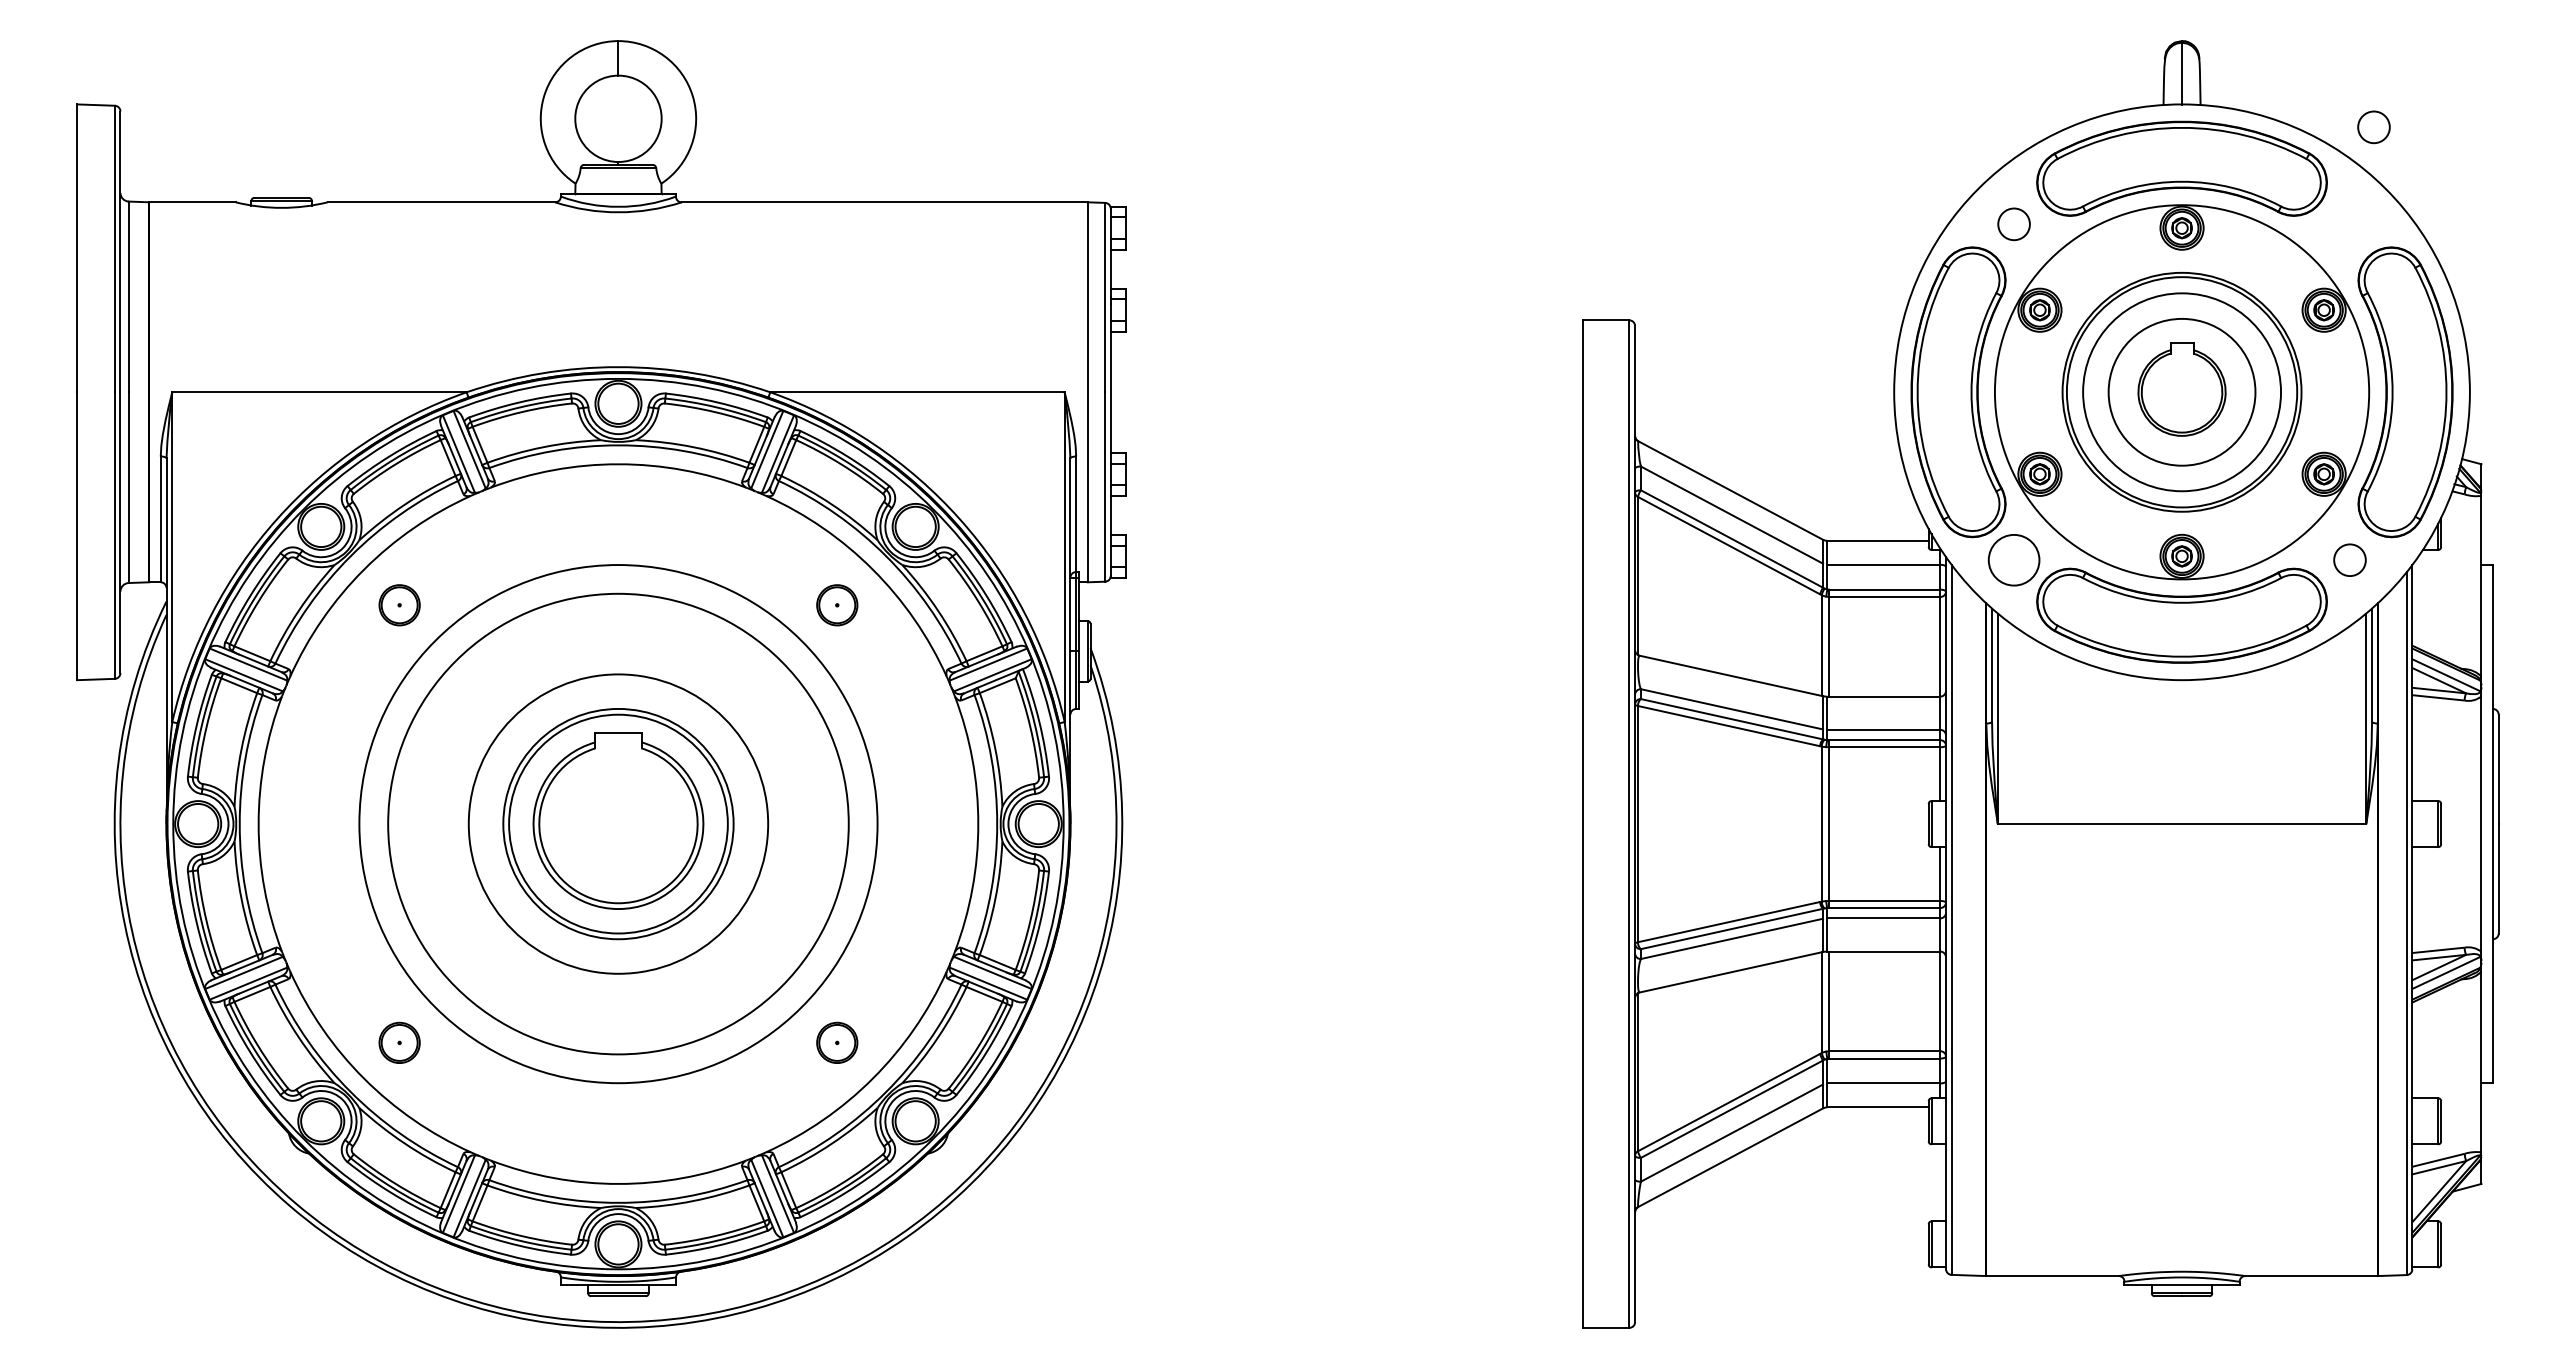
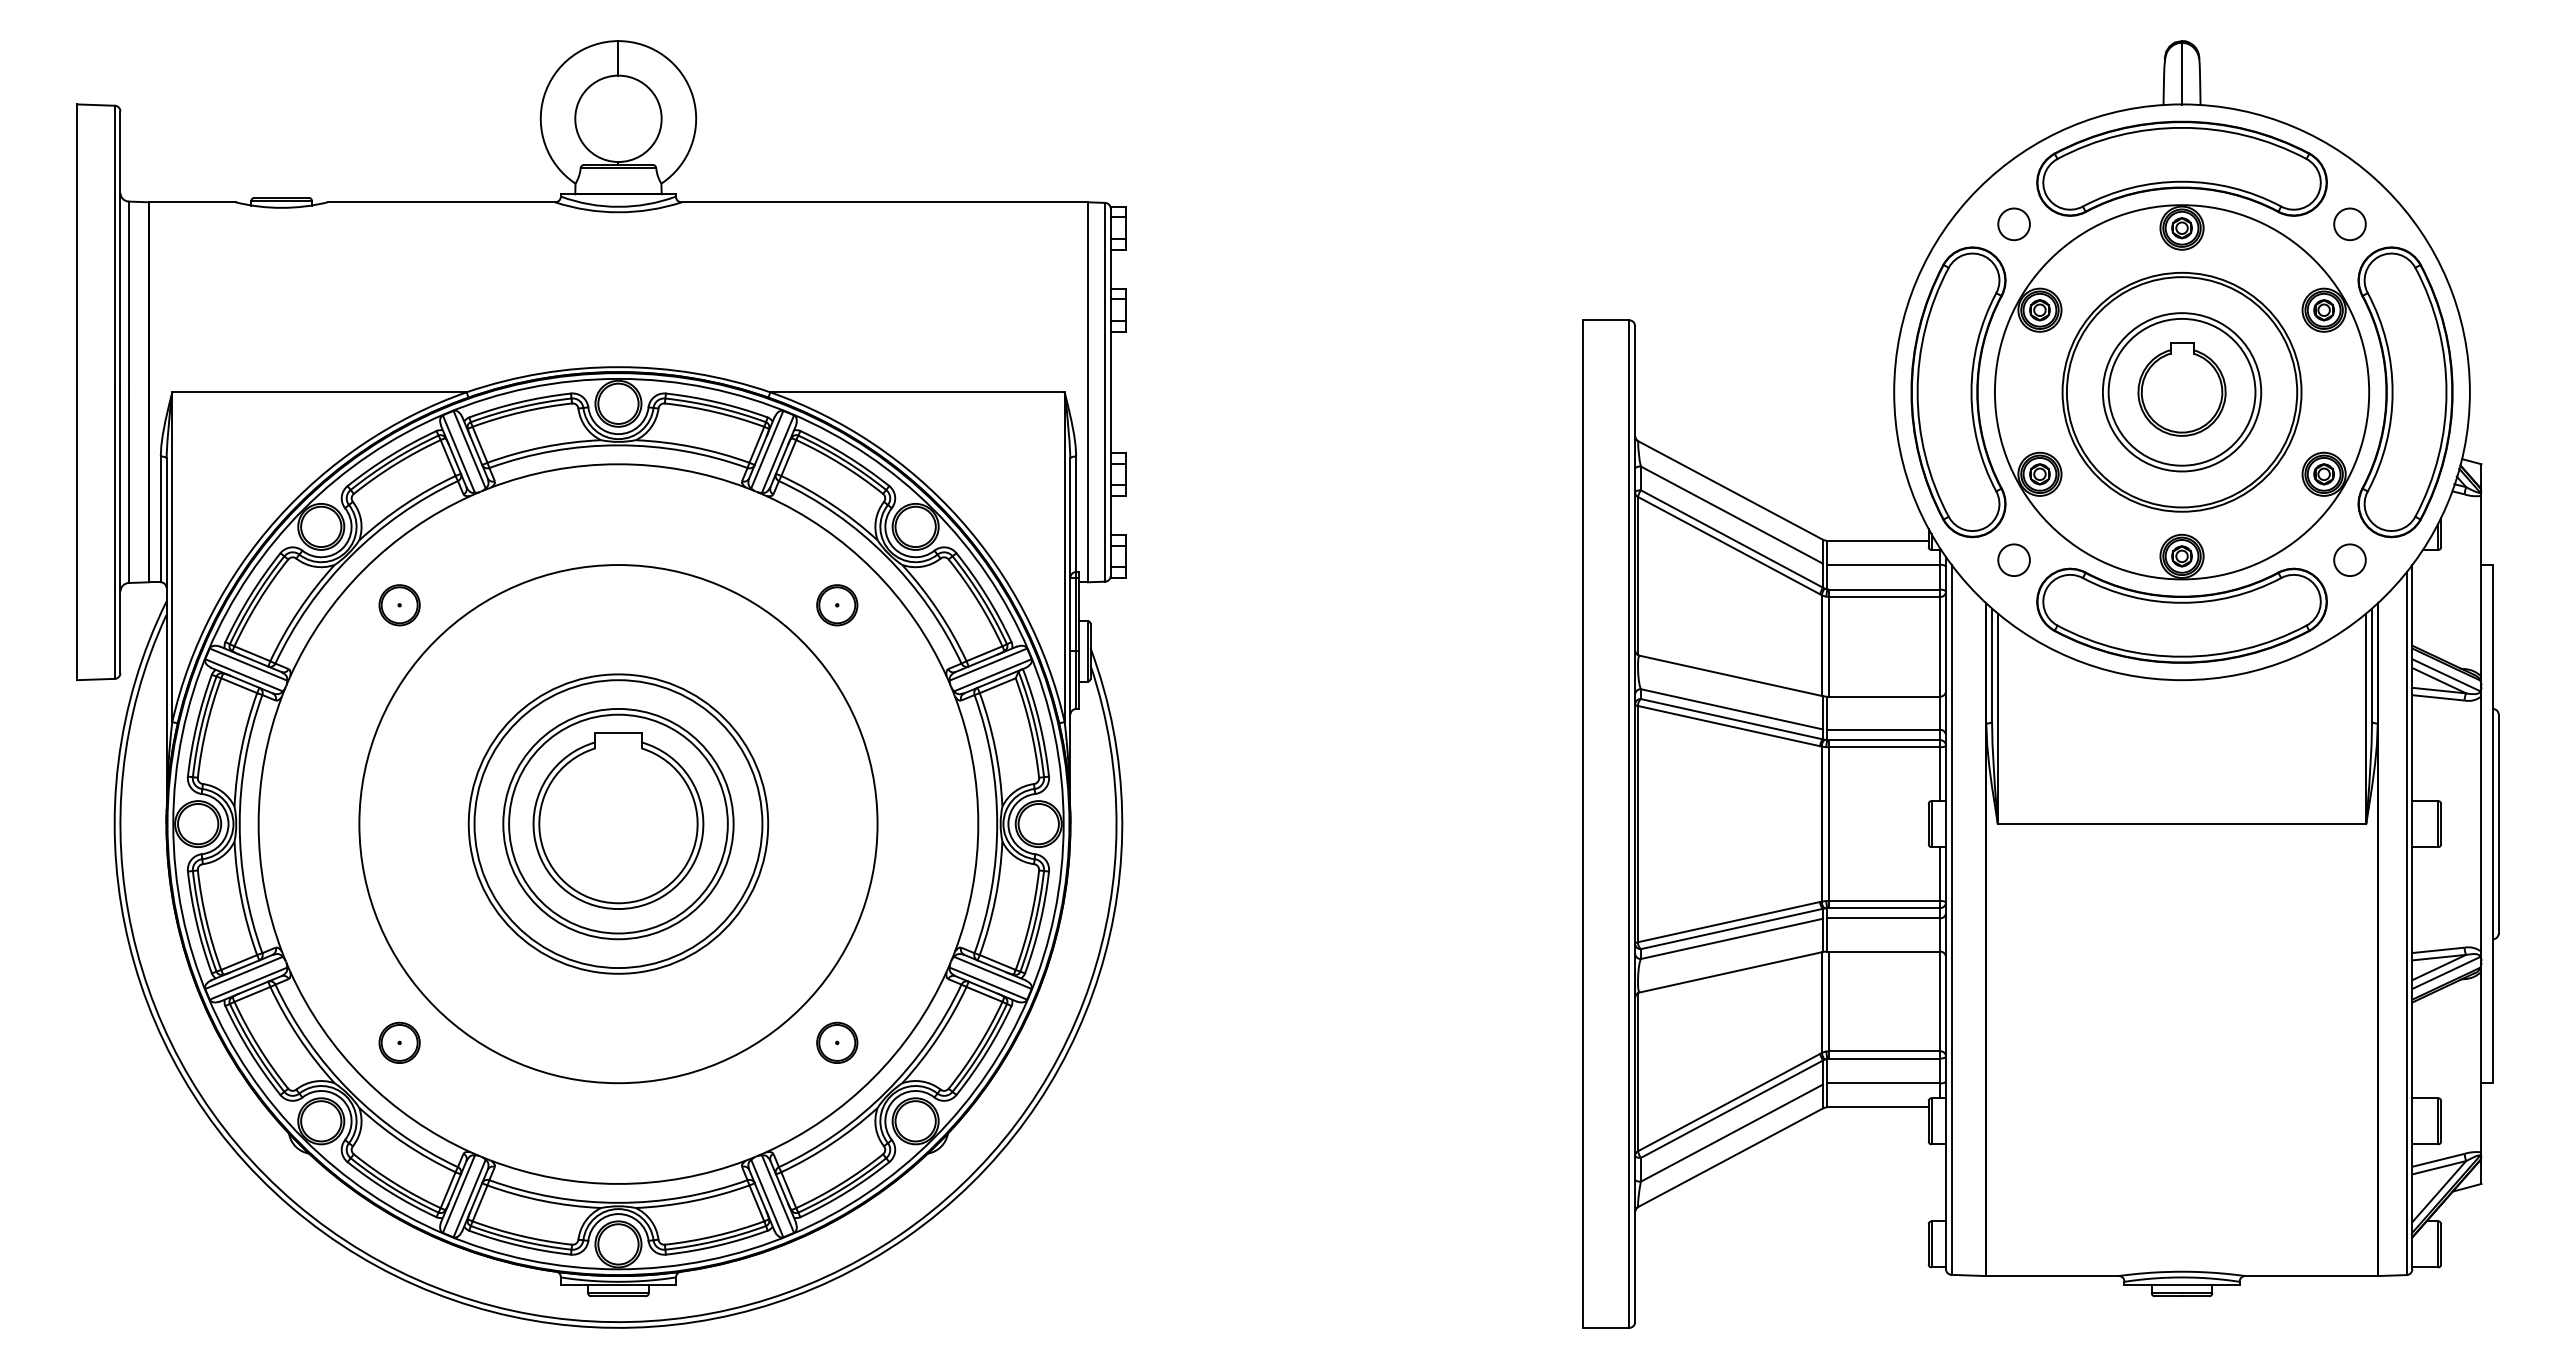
circle position: (2373, 127) -> (2349, 224) (2349, 224)
circle diameter: 198 px -> 158 px (2181, 392)
circle diameter: 51 px -> 32 px (2013, 560)
circle diameter: 461 px -> 288 px (618, 824)
